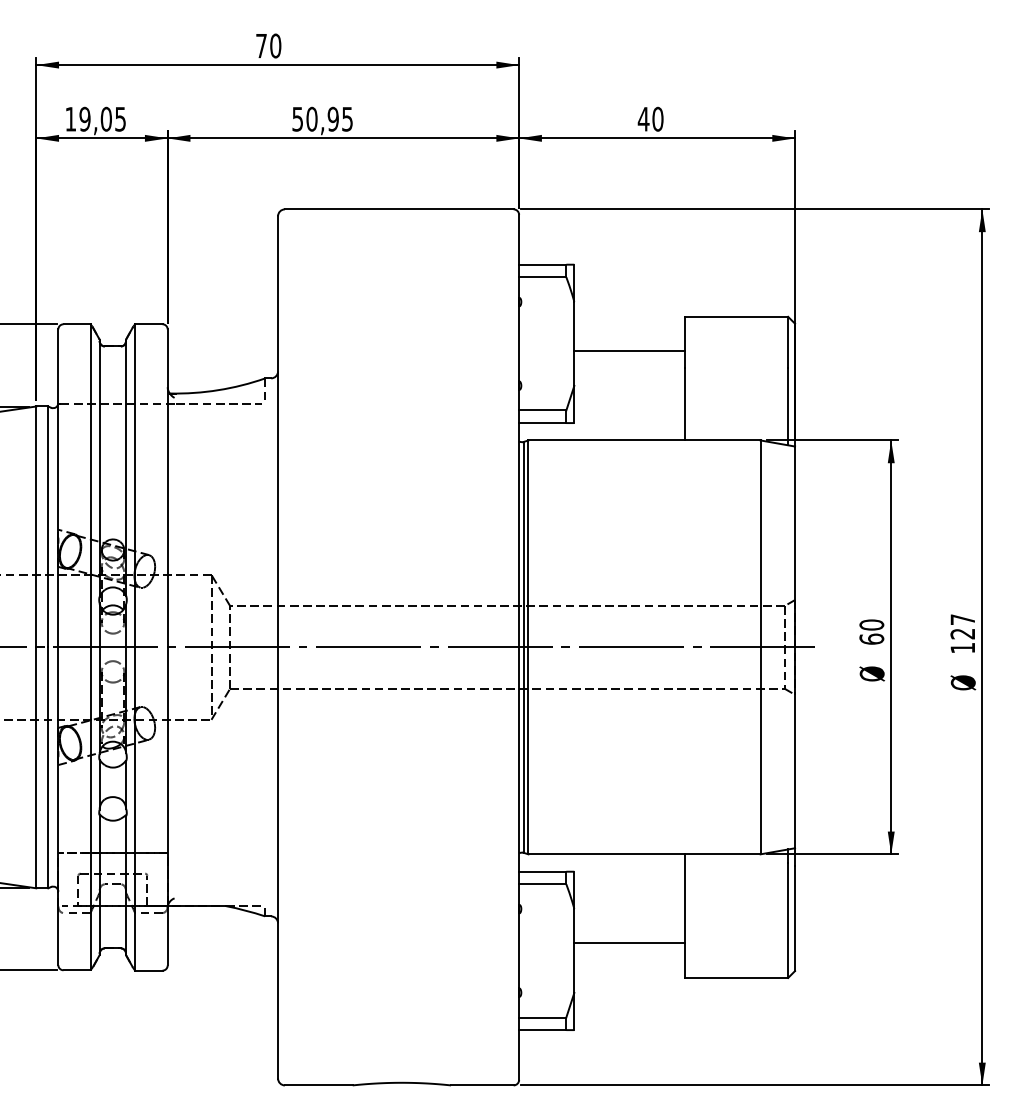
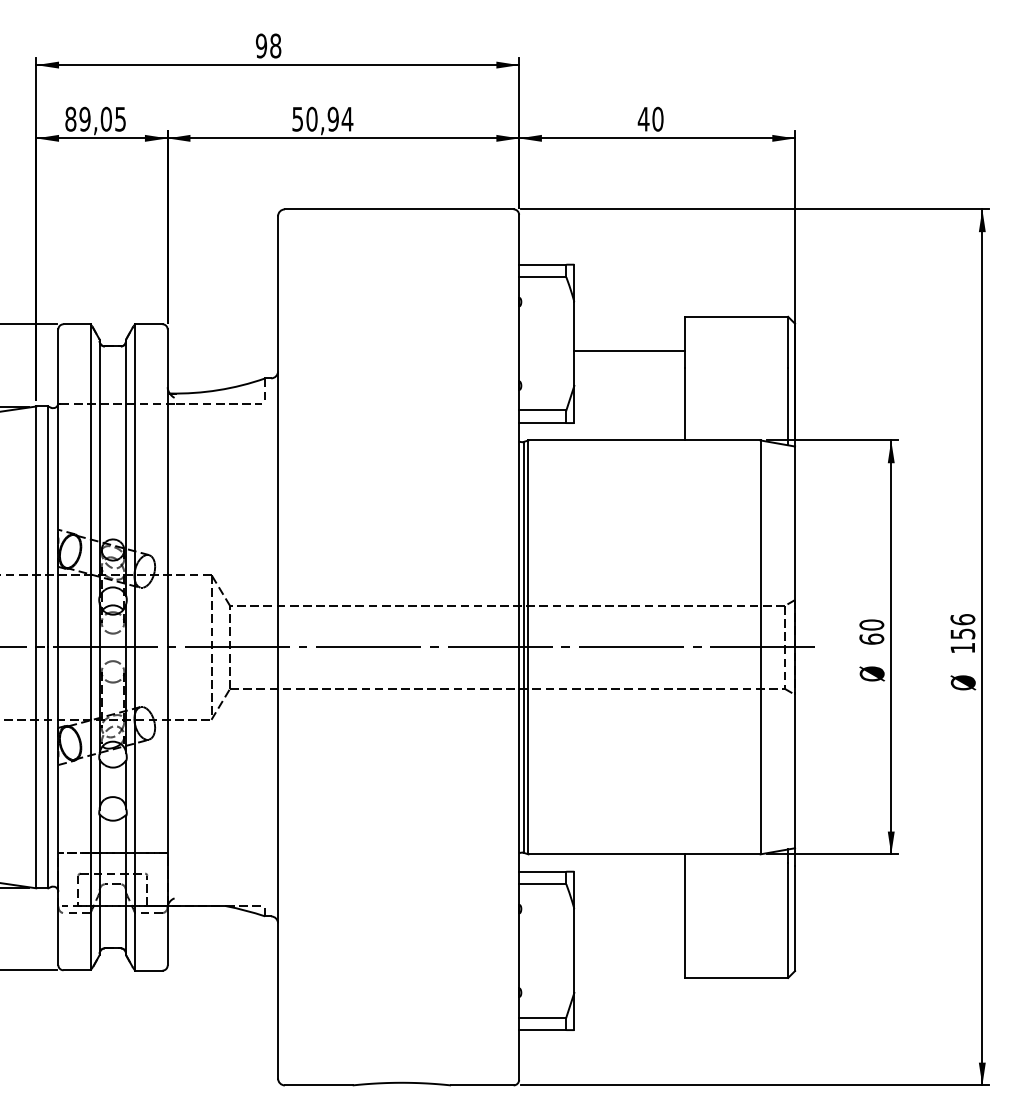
text: 70 -> 98 (268, 45)
text: 19,05 -> 89,05 (70, 118)
text: 50,95 -> 50,94 (347, 119)
text: 127 -> 156 (962, 626)
line: present -> none (629, 943)
